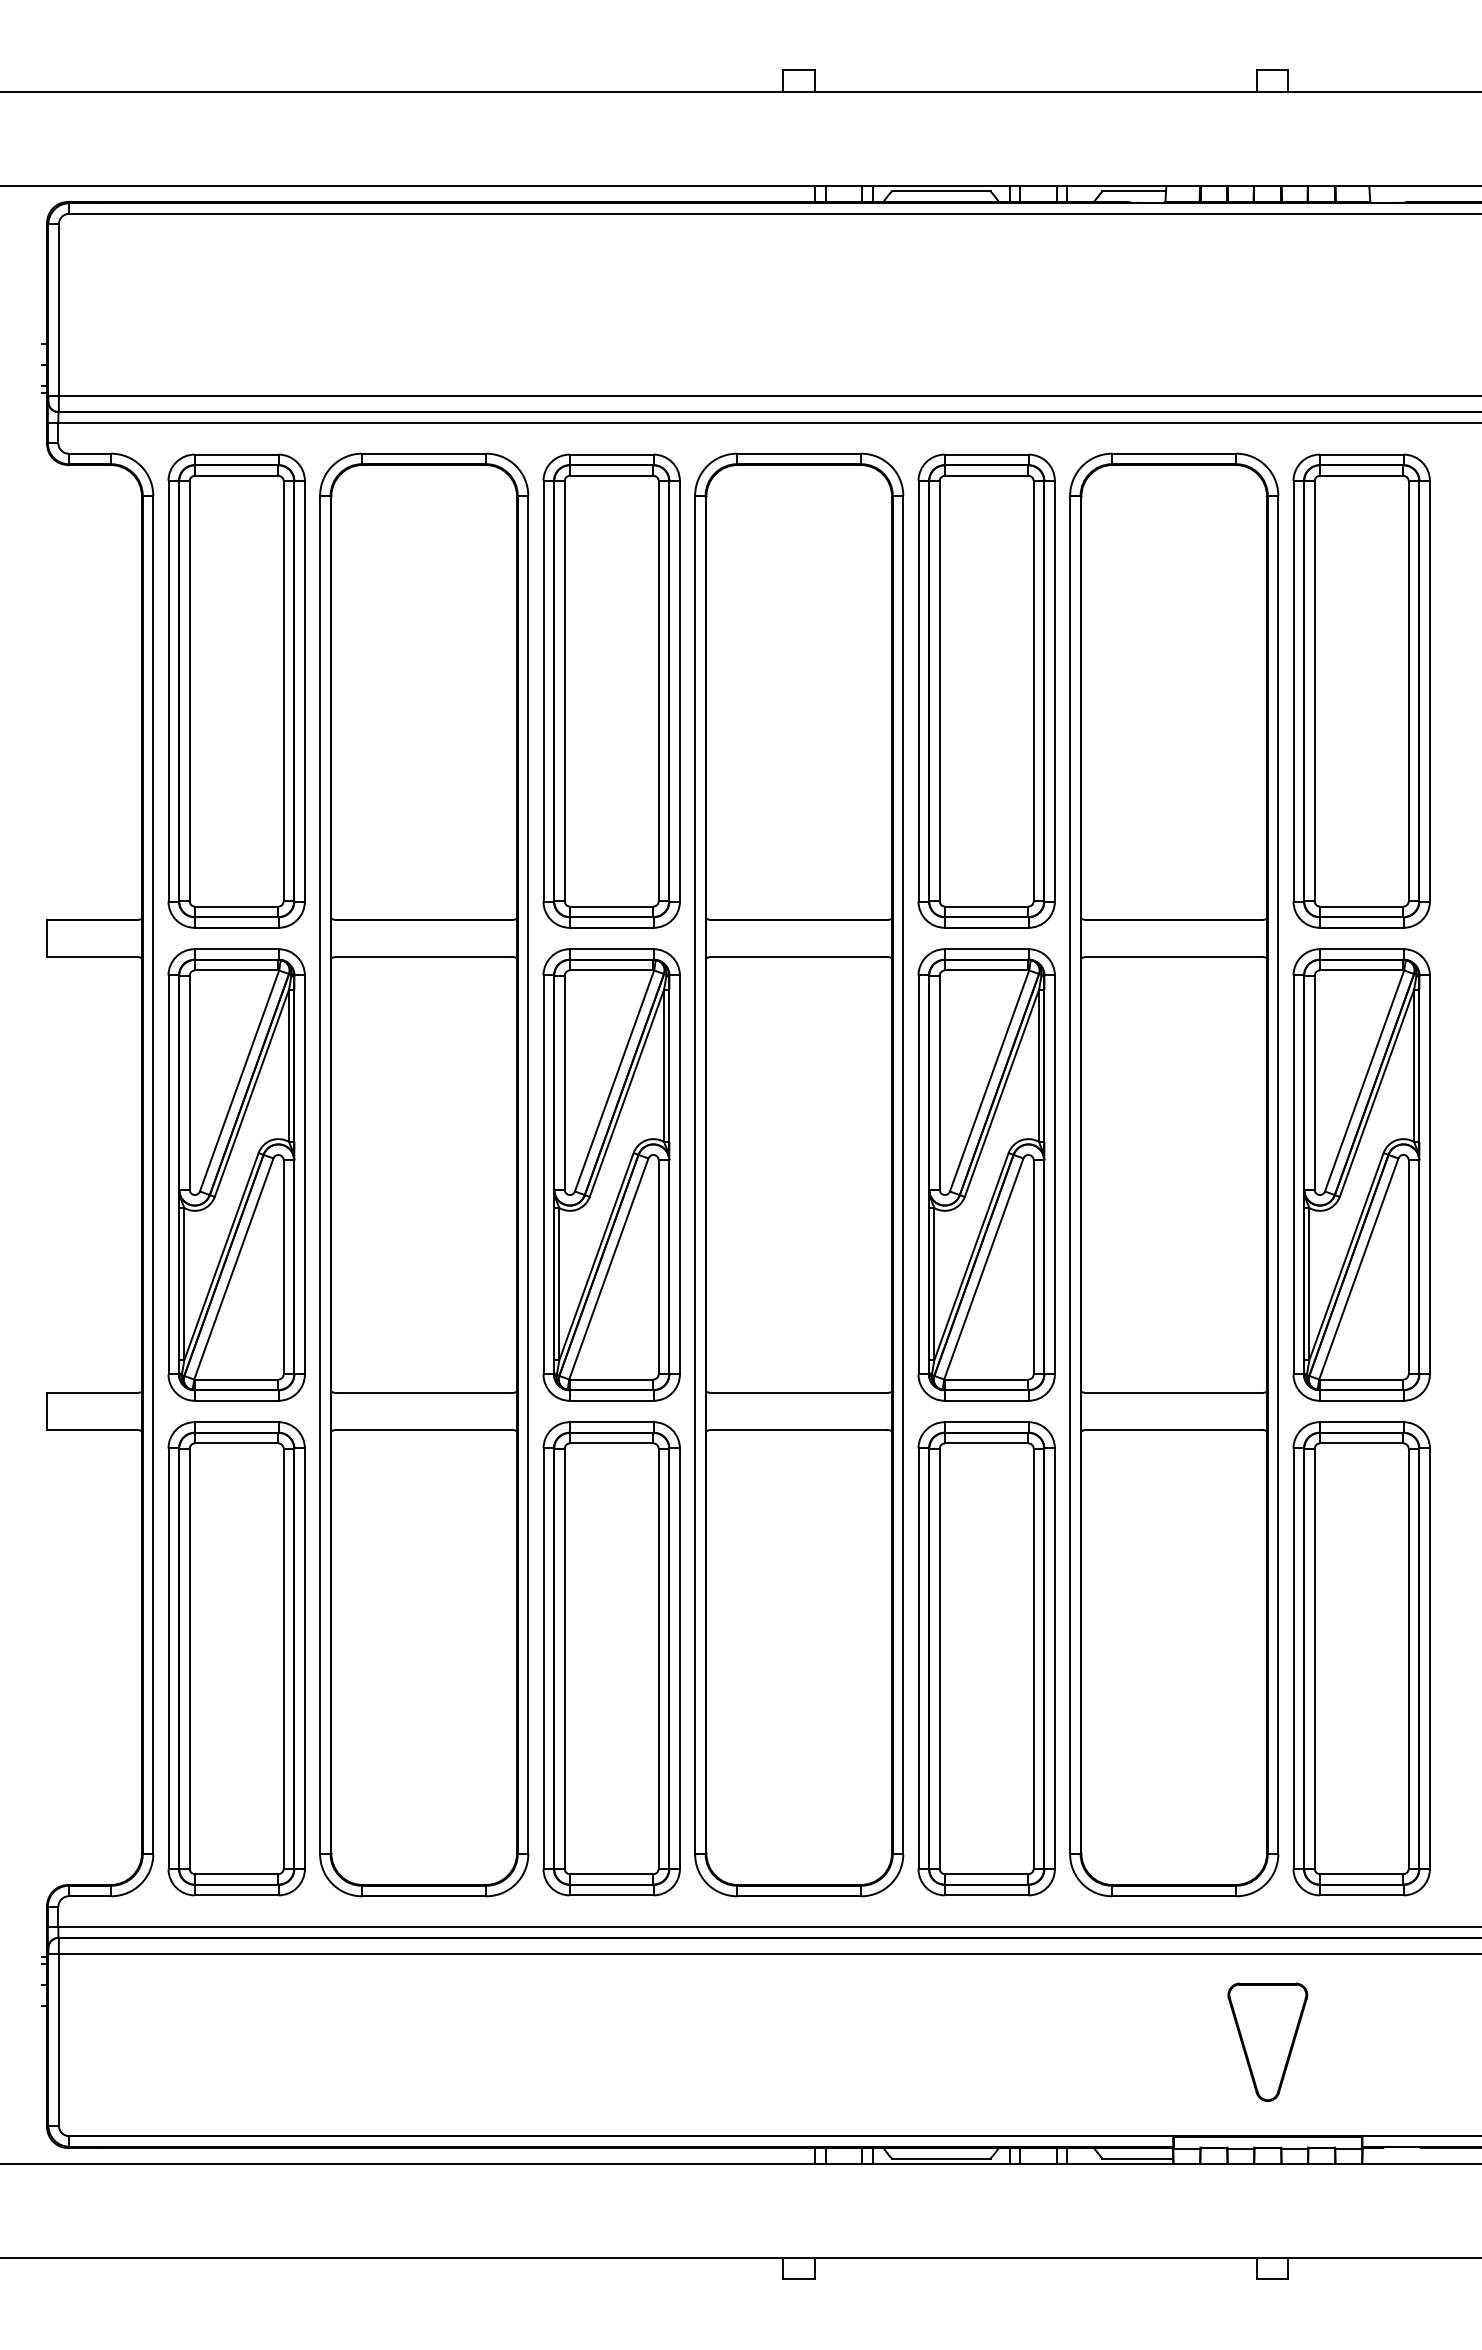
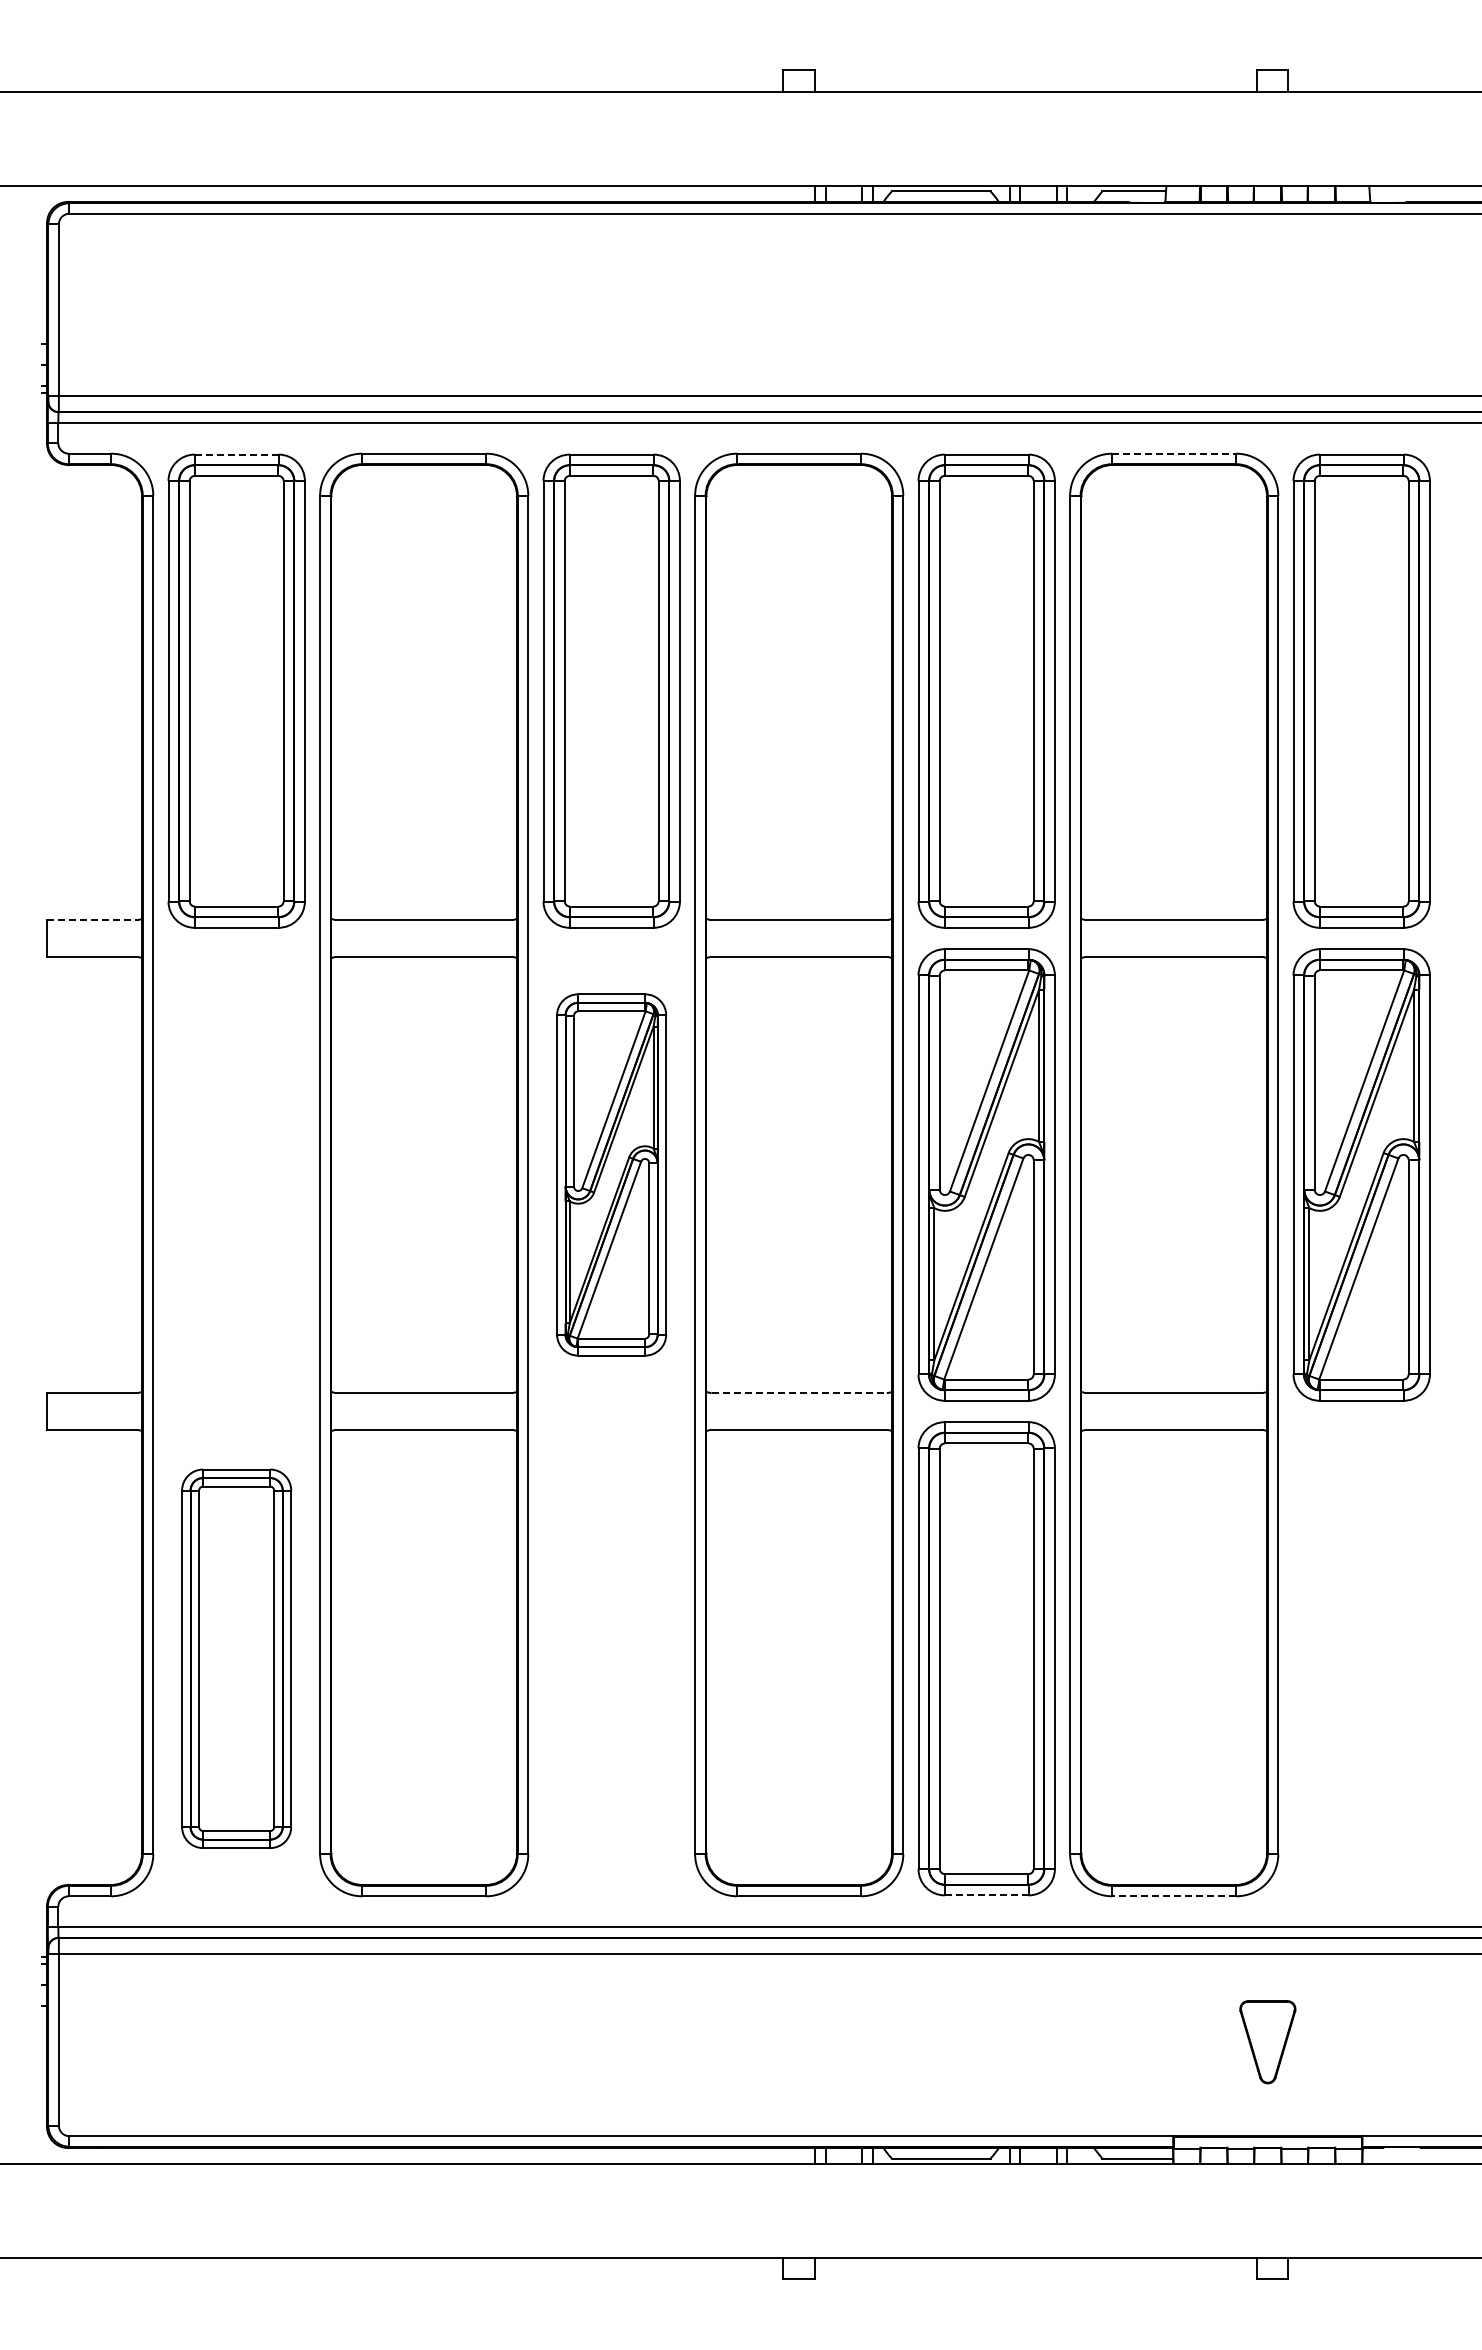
line: solid -> dashed (1174, 453)
line: solid -> dashed (236, 454)
line: solid -> dashed (91, 920)
part: present -> none (236, 1174)
part size: 139x454 px -> 112x364 px (611, 1174)
line: solid -> dashed (799, 1393)
part size: 139x476 px -> 112x381 px (236, 1658)
part: present -> none (611, 1658)
part: present -> none (1361, 1658)
line: solid -> dashed (986, 1895)
line: solid -> dashed (1173, 1896)
part size: 82x120 px -> 58x85 px (1267, 2042)
